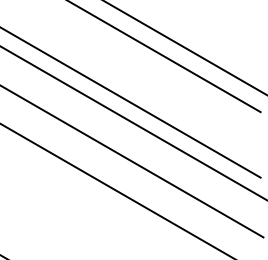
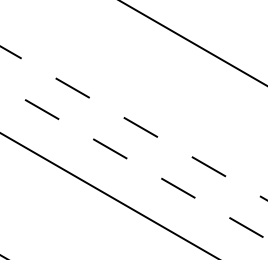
line position: (185, 47) -> (193, 43) (193, 43)
line: present -> none (165, 57)
line: present -> none (131, 102)
line: solid -> dashed (133, 123)
line: solid -> dashed (131, 161)
line position: (116, 190) -> (108, 195) (108, 195)
